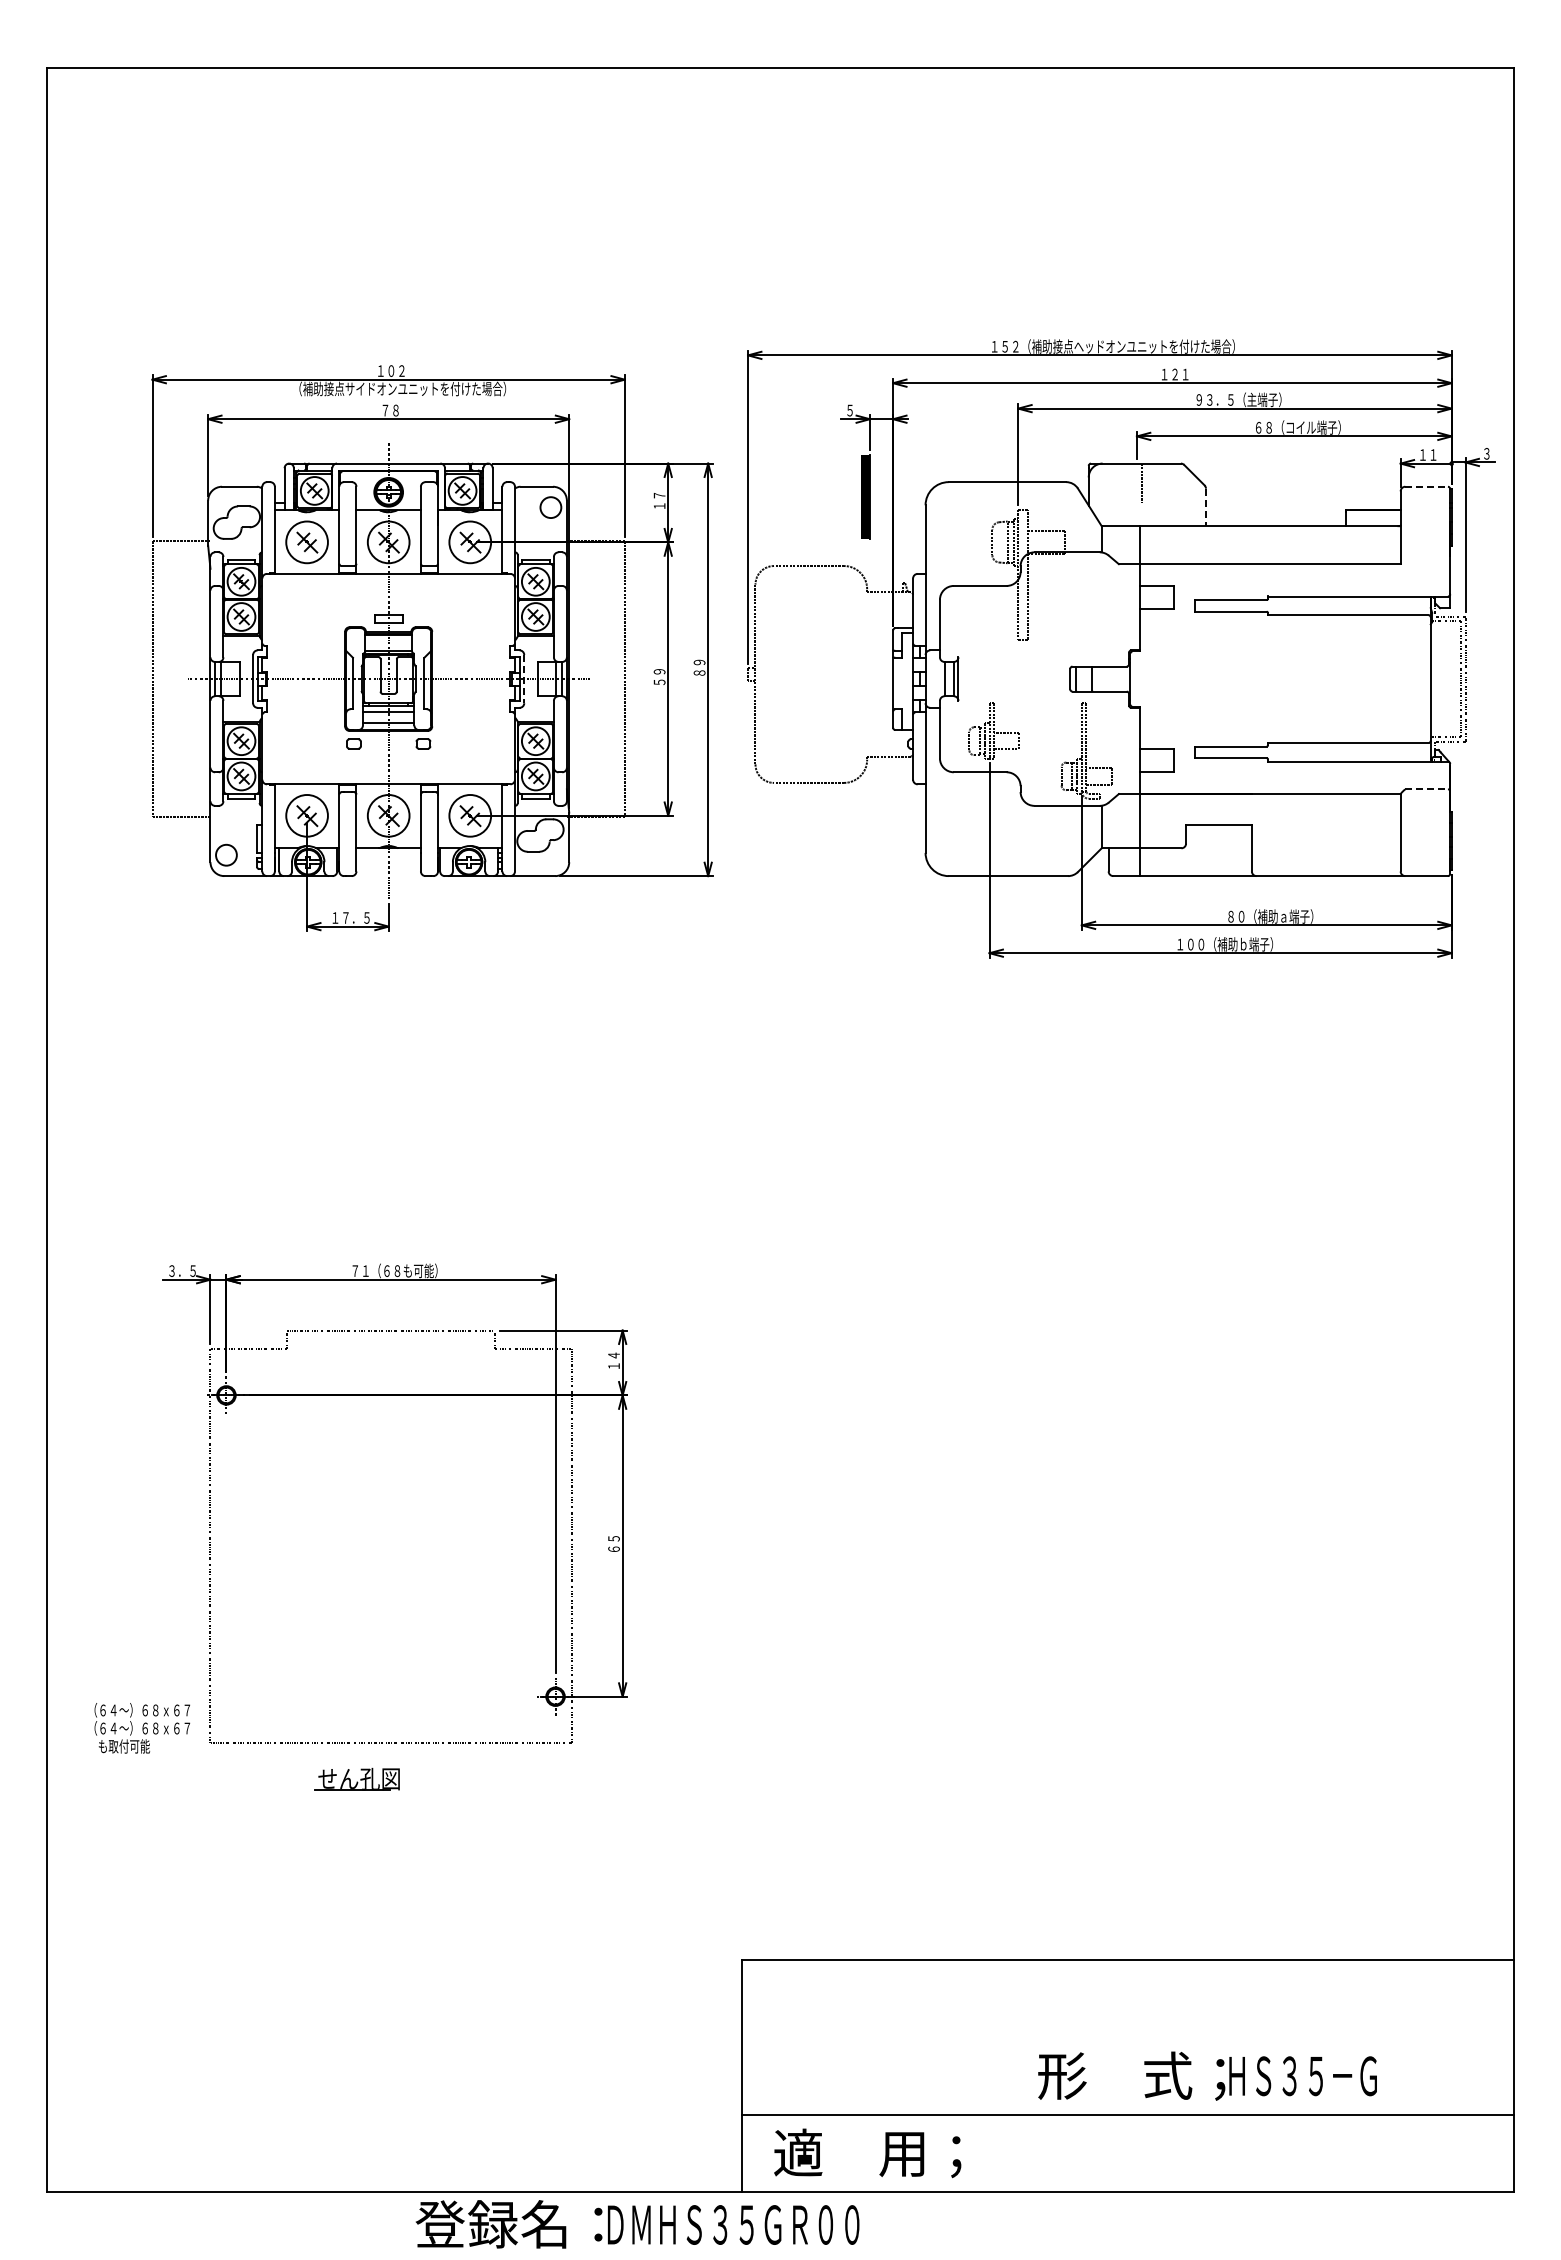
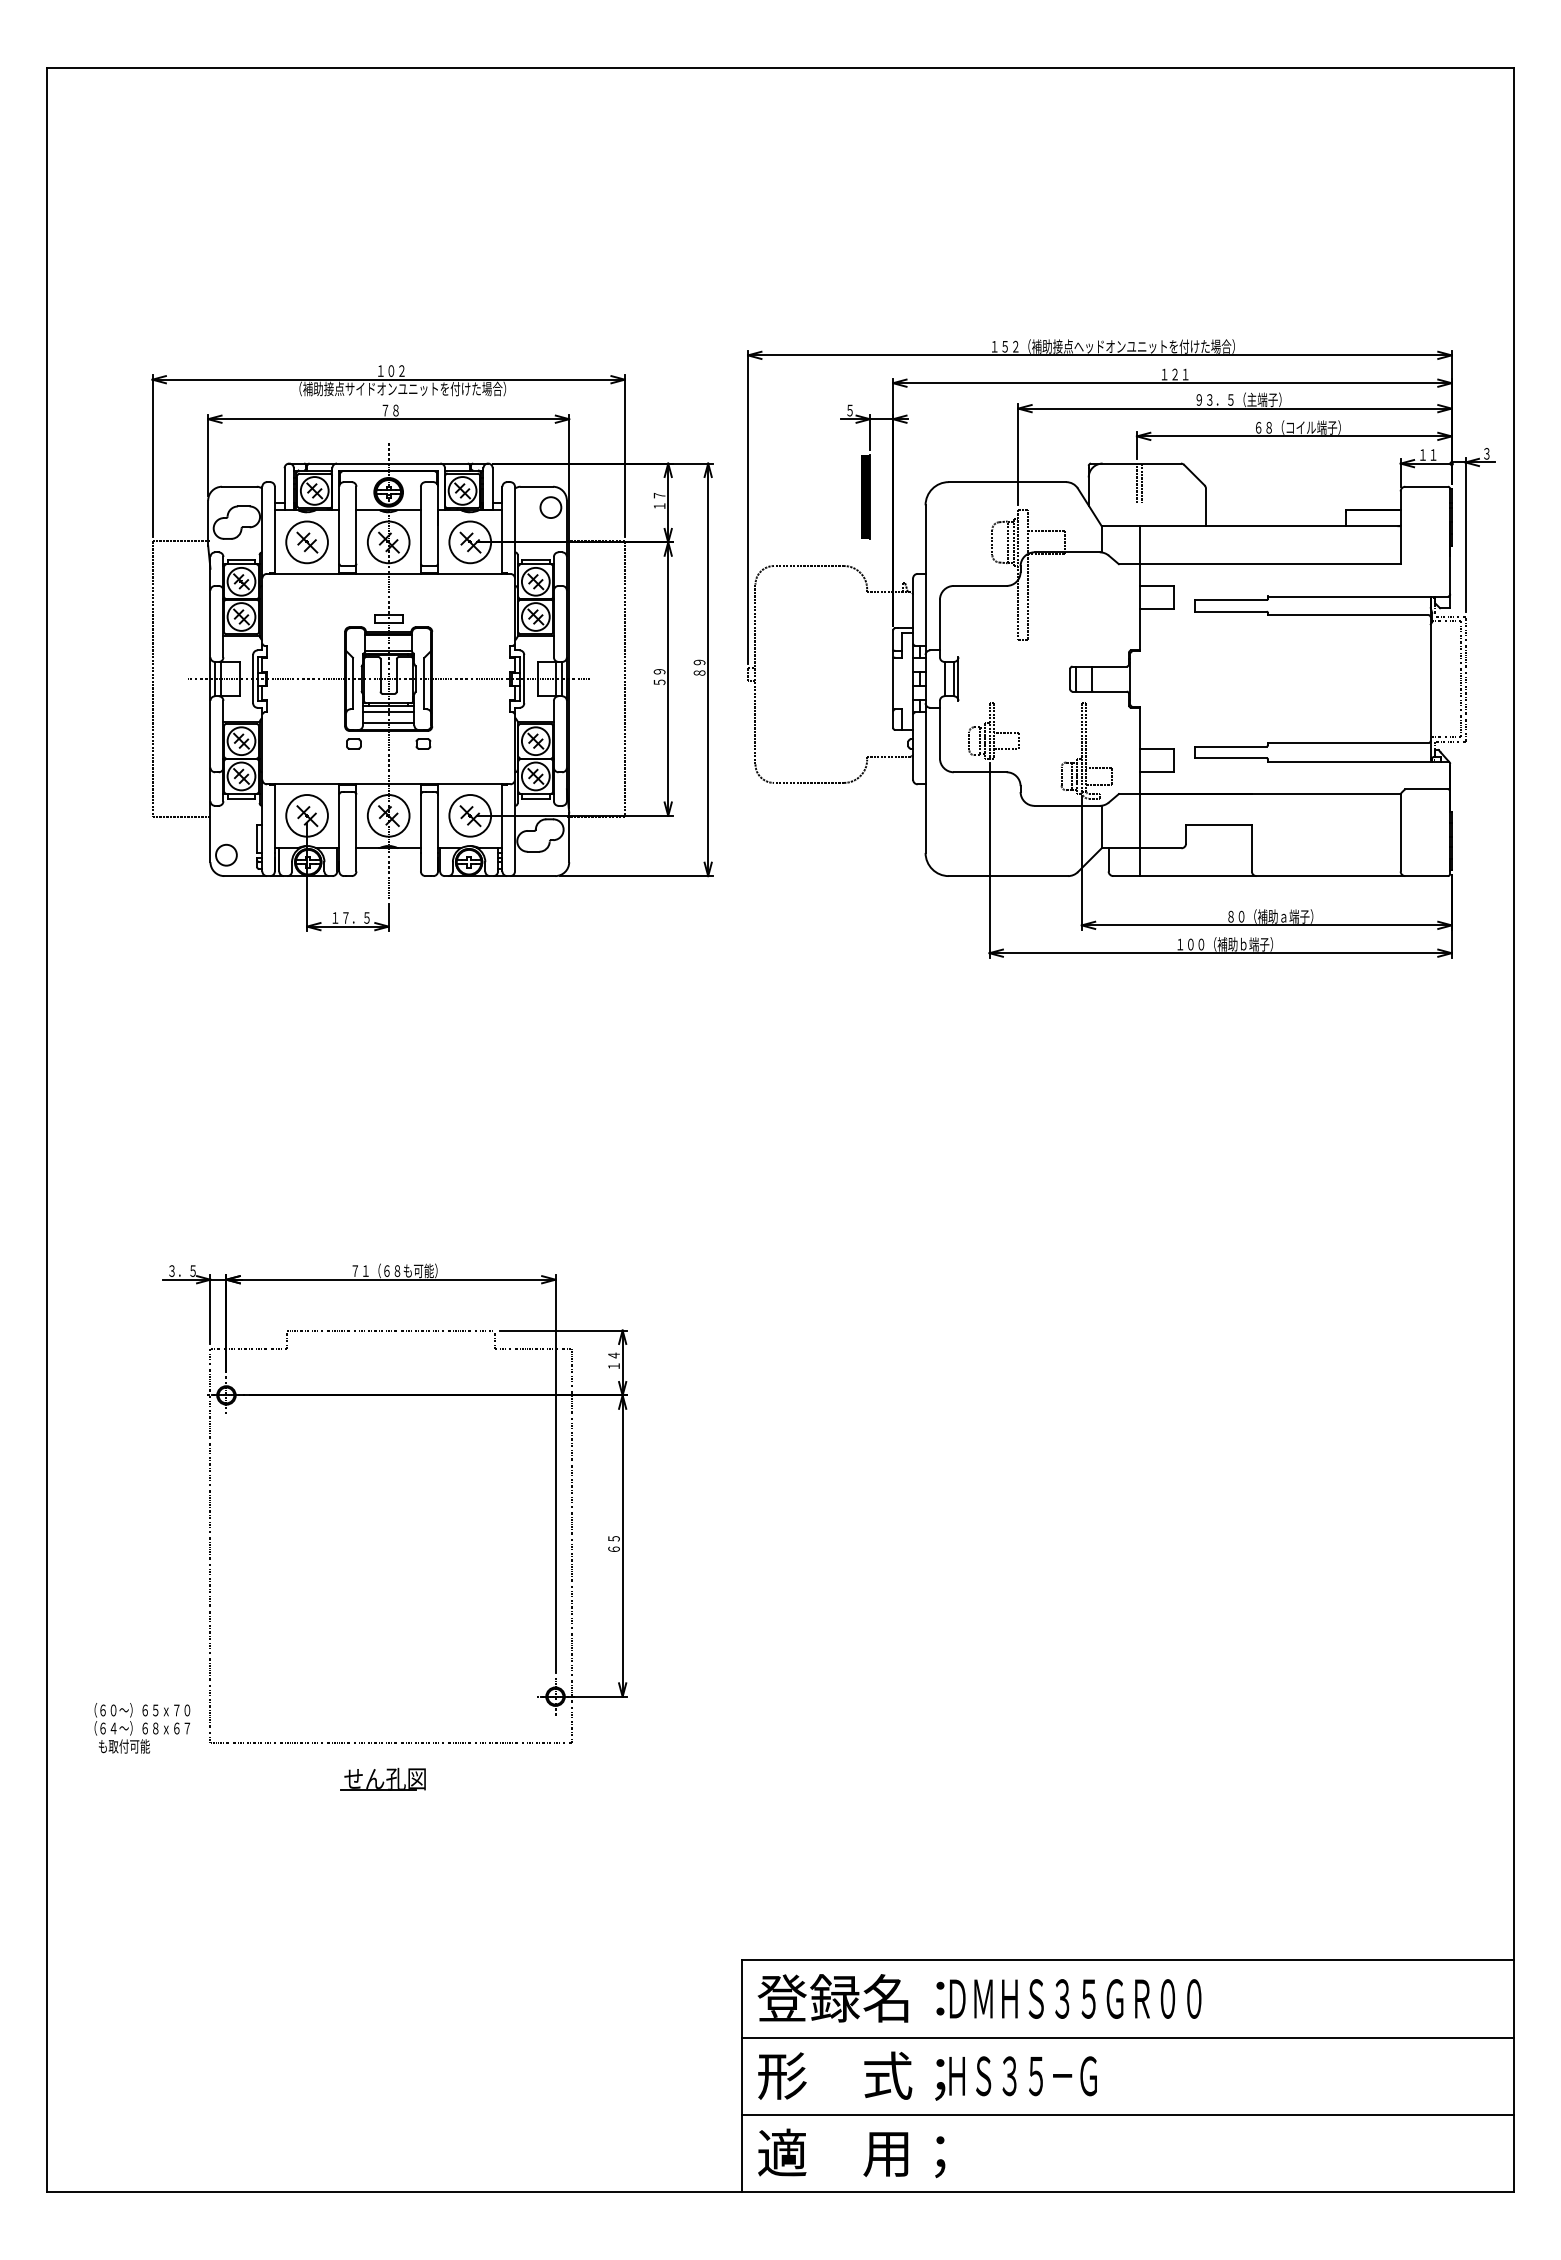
line: none -> present (1136, 482)
line: dashed -> solid (1427, 486)
line: dashed -> solid (1206, 507)
line: dashed -> solid (524, 679)
line: dashed -> solid (1427, 789)
text: （６４～）６８ｘ６７ -> （６０～）６５ｘ７０ (150, 1710)
part position: (356, 1778) -> (382, 1778) (382, 1778)
line: none -> present (1127, 2037)
text position: (1207, 2075) -> (927, 2075) (927, 2075)
text position: (867, 2153) -> (851, 2153) (851, 2153)
text position: (637, 2224) -> (979, 1998) (979, 1998)
